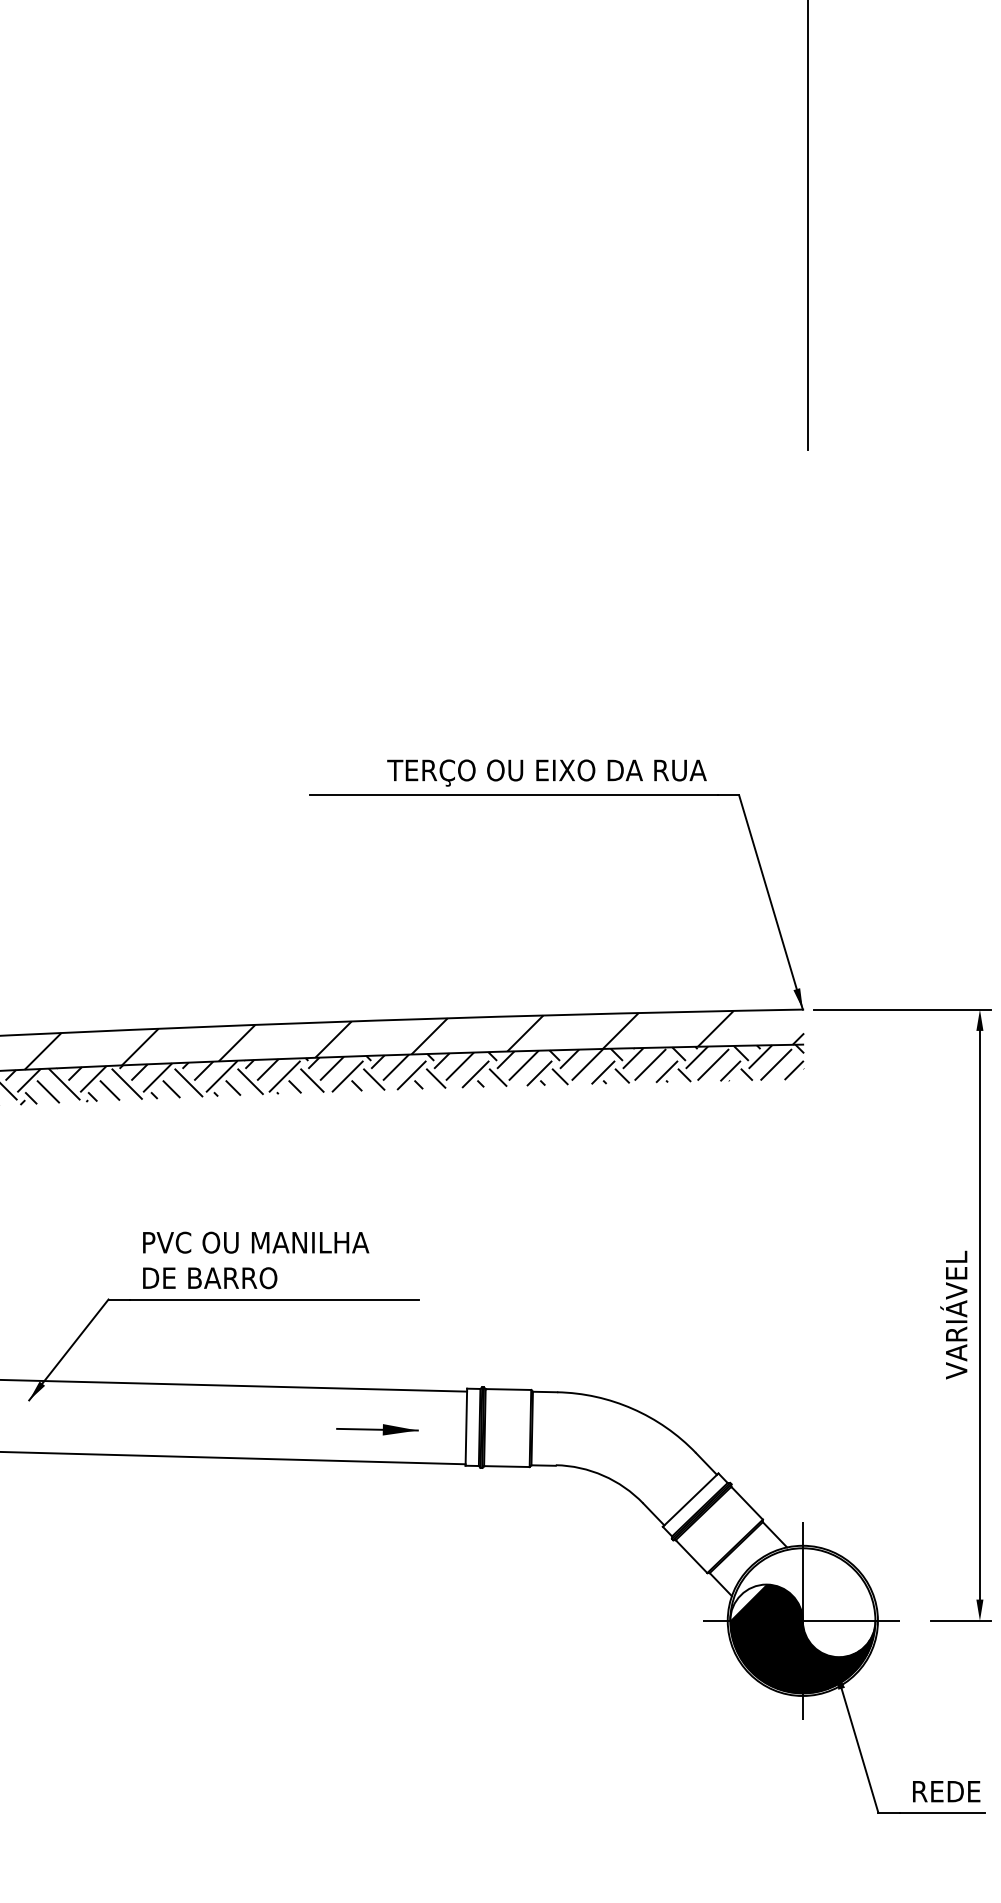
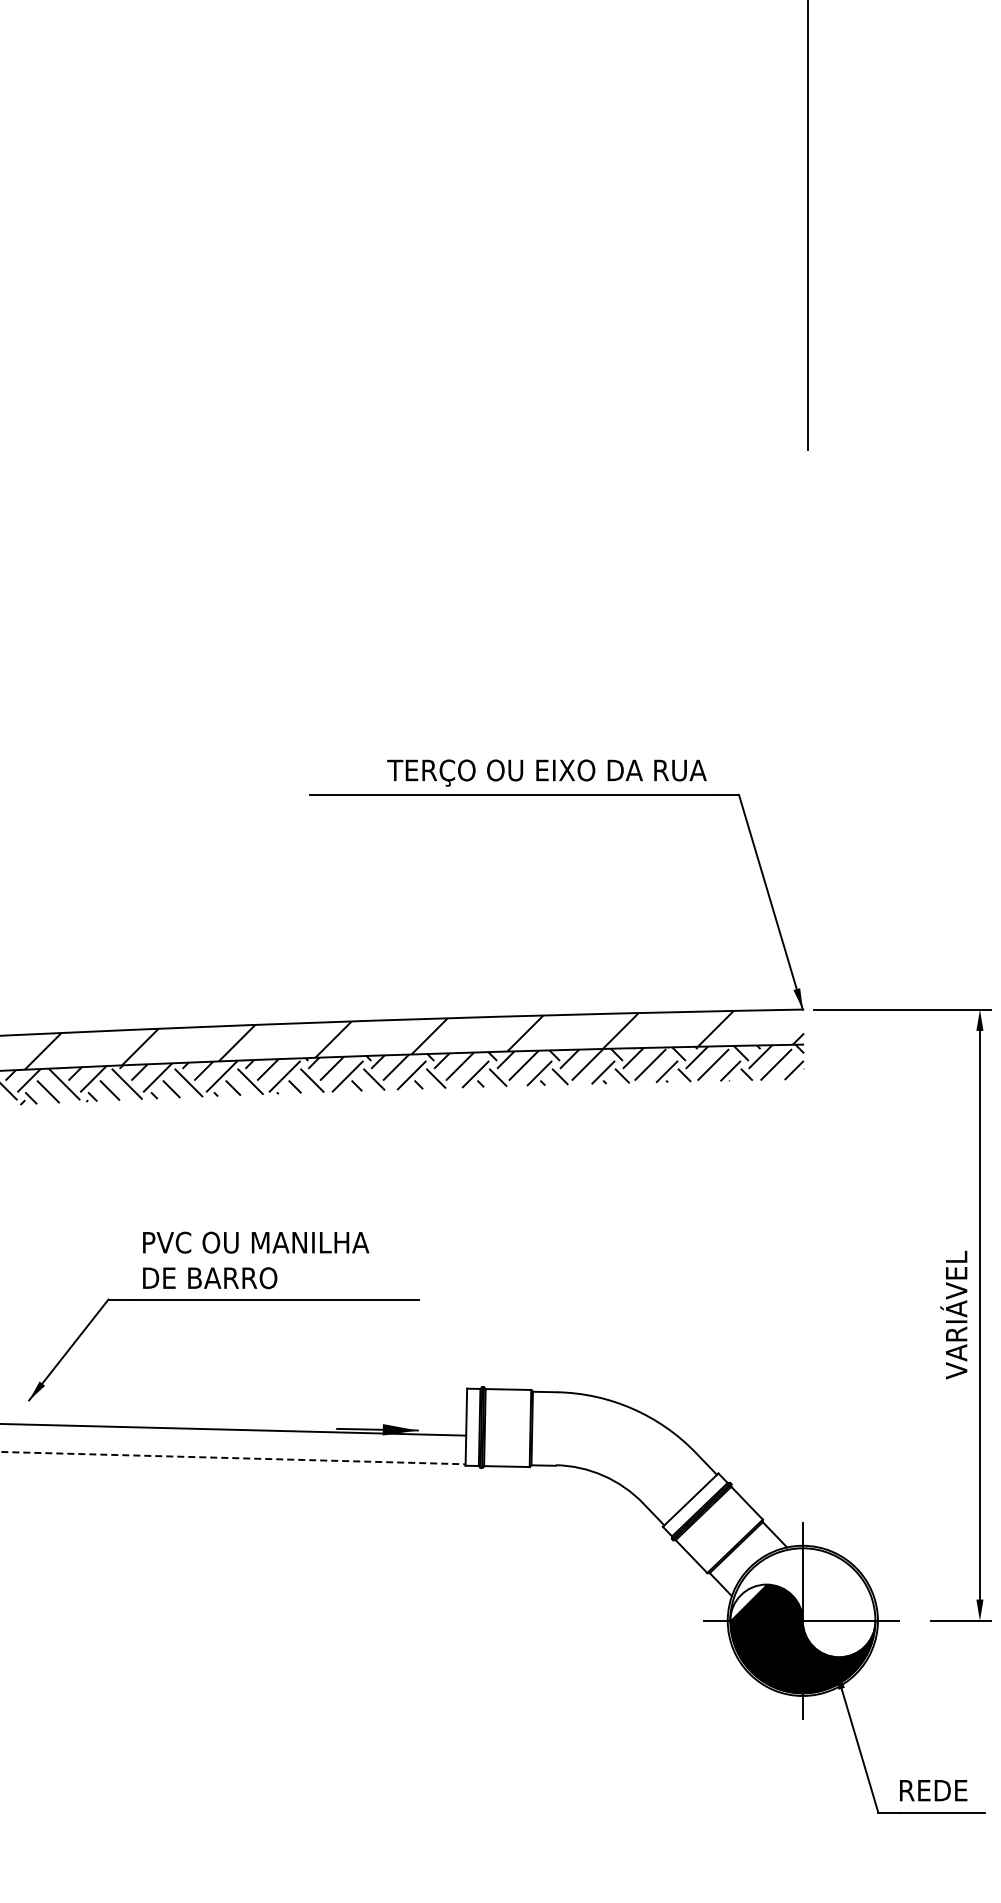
line position: (234, 1385) -> (234, 1429) (234, 1429)
line: solid -> dashed (233, 1458)
text position: (946, 1791) -> (933, 1790) (933, 1790)
